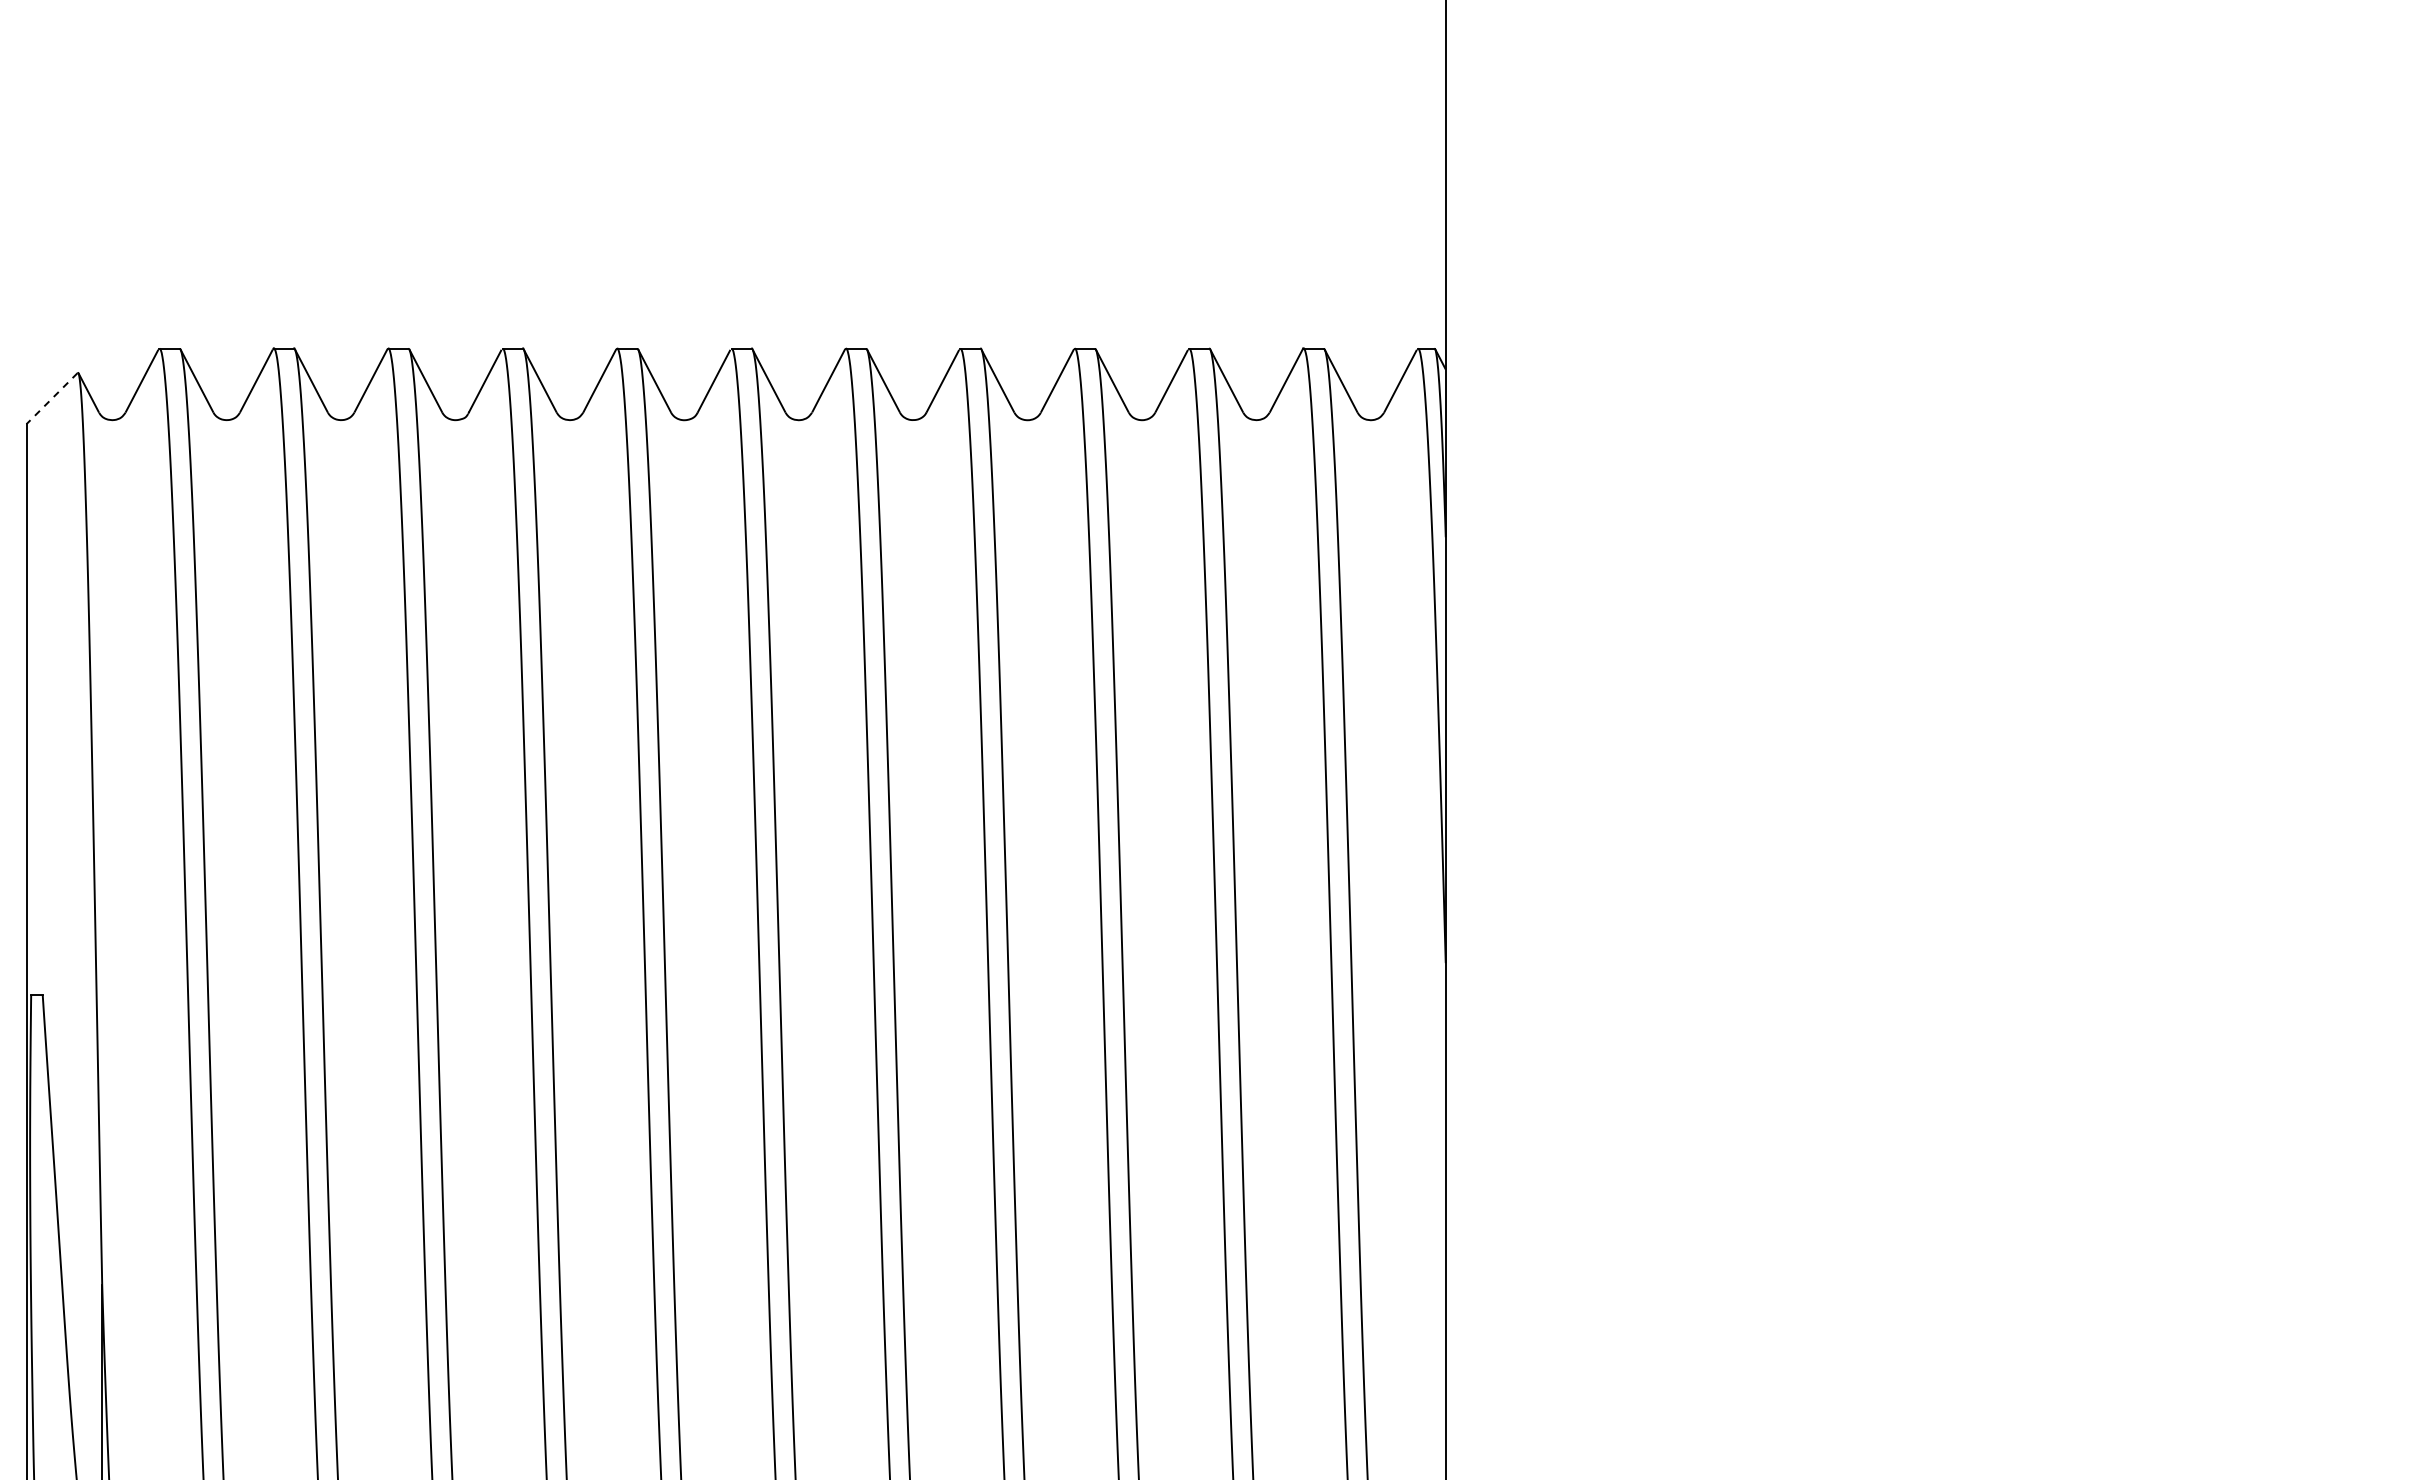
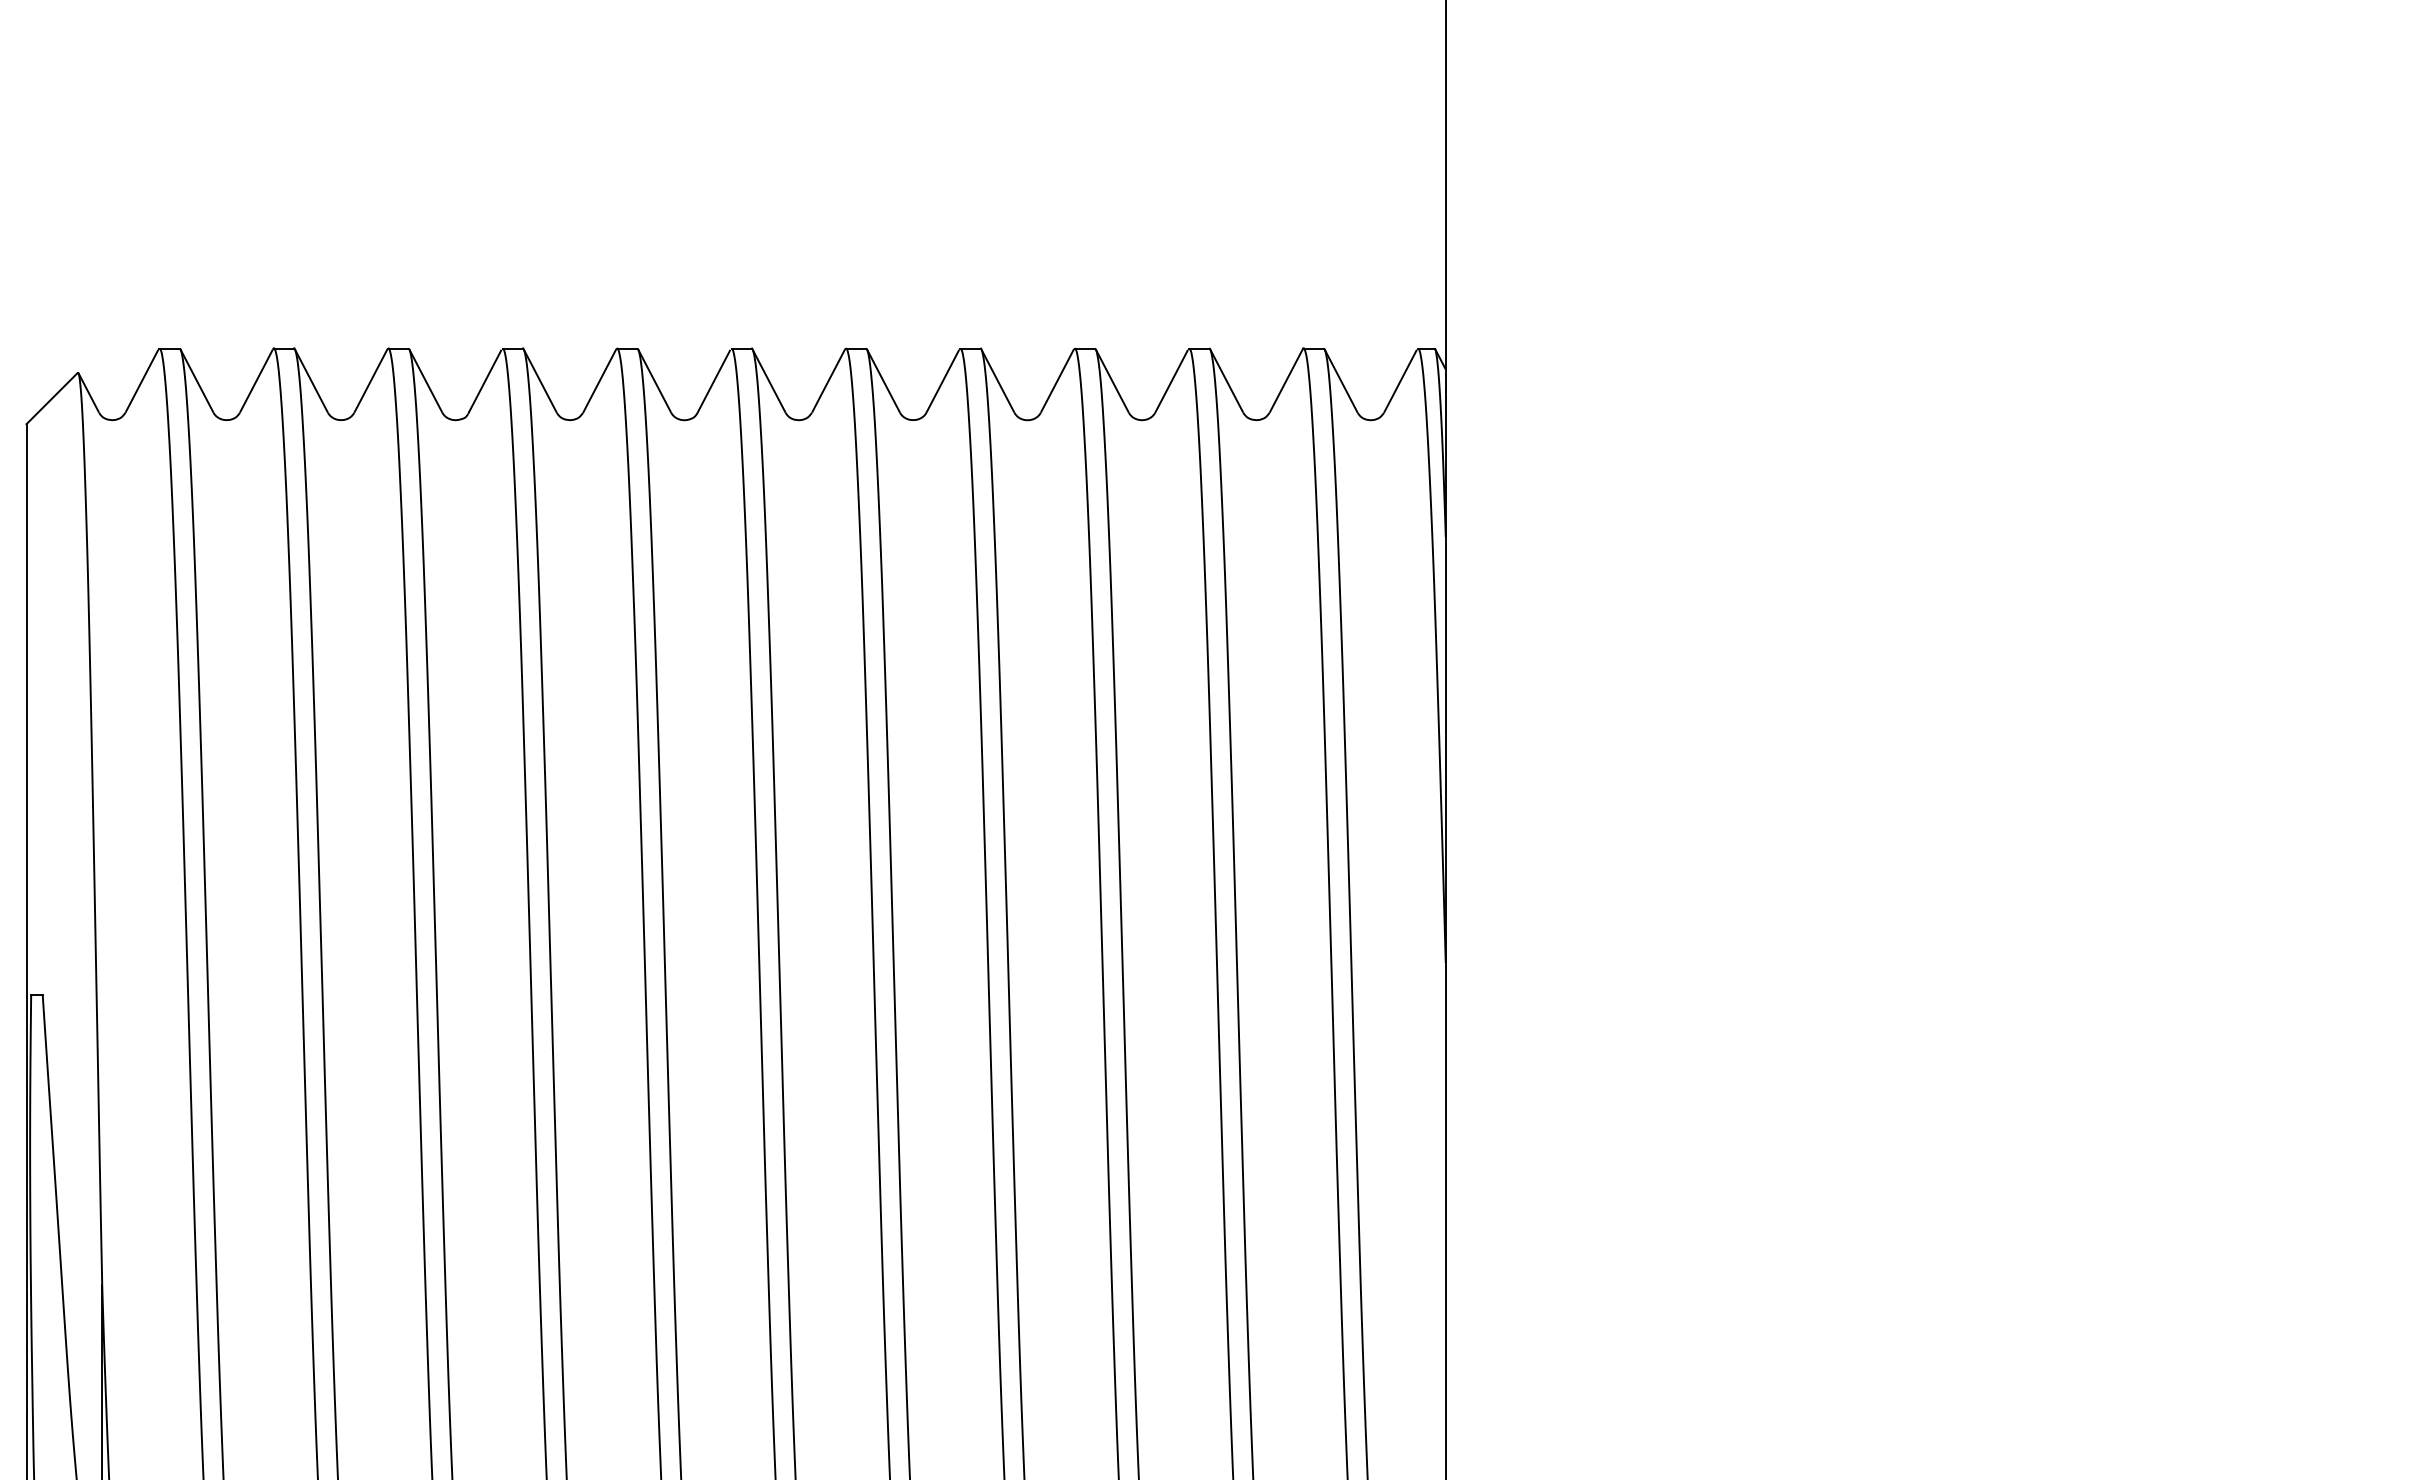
line: dashed -> solid (51, 399)
